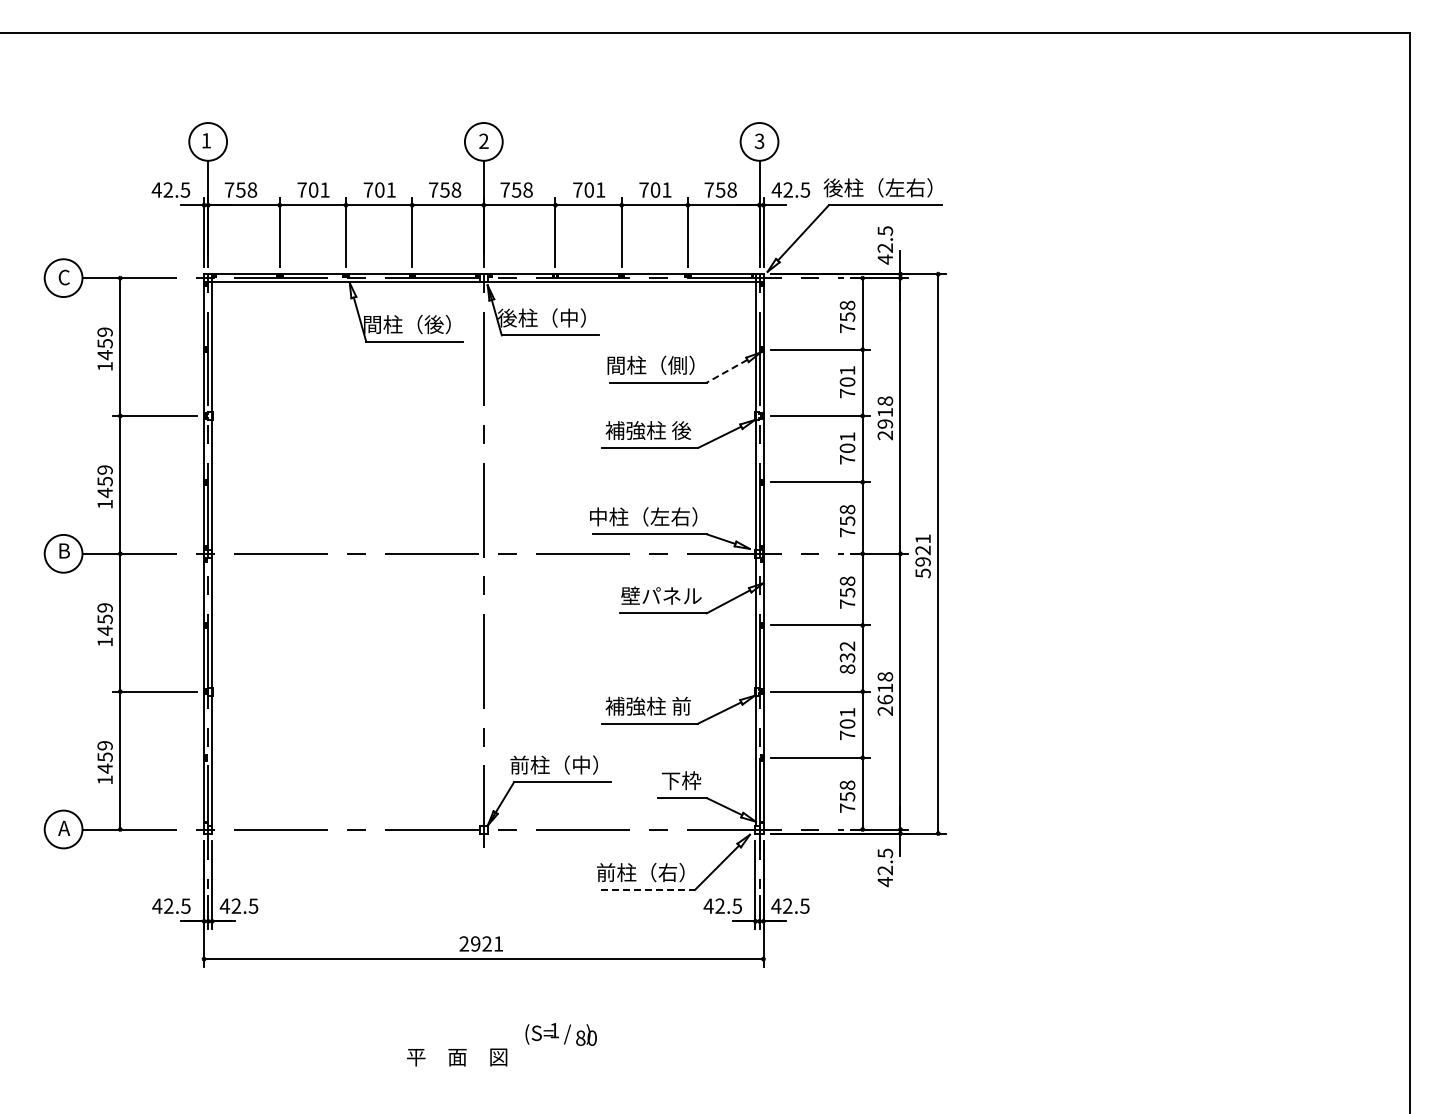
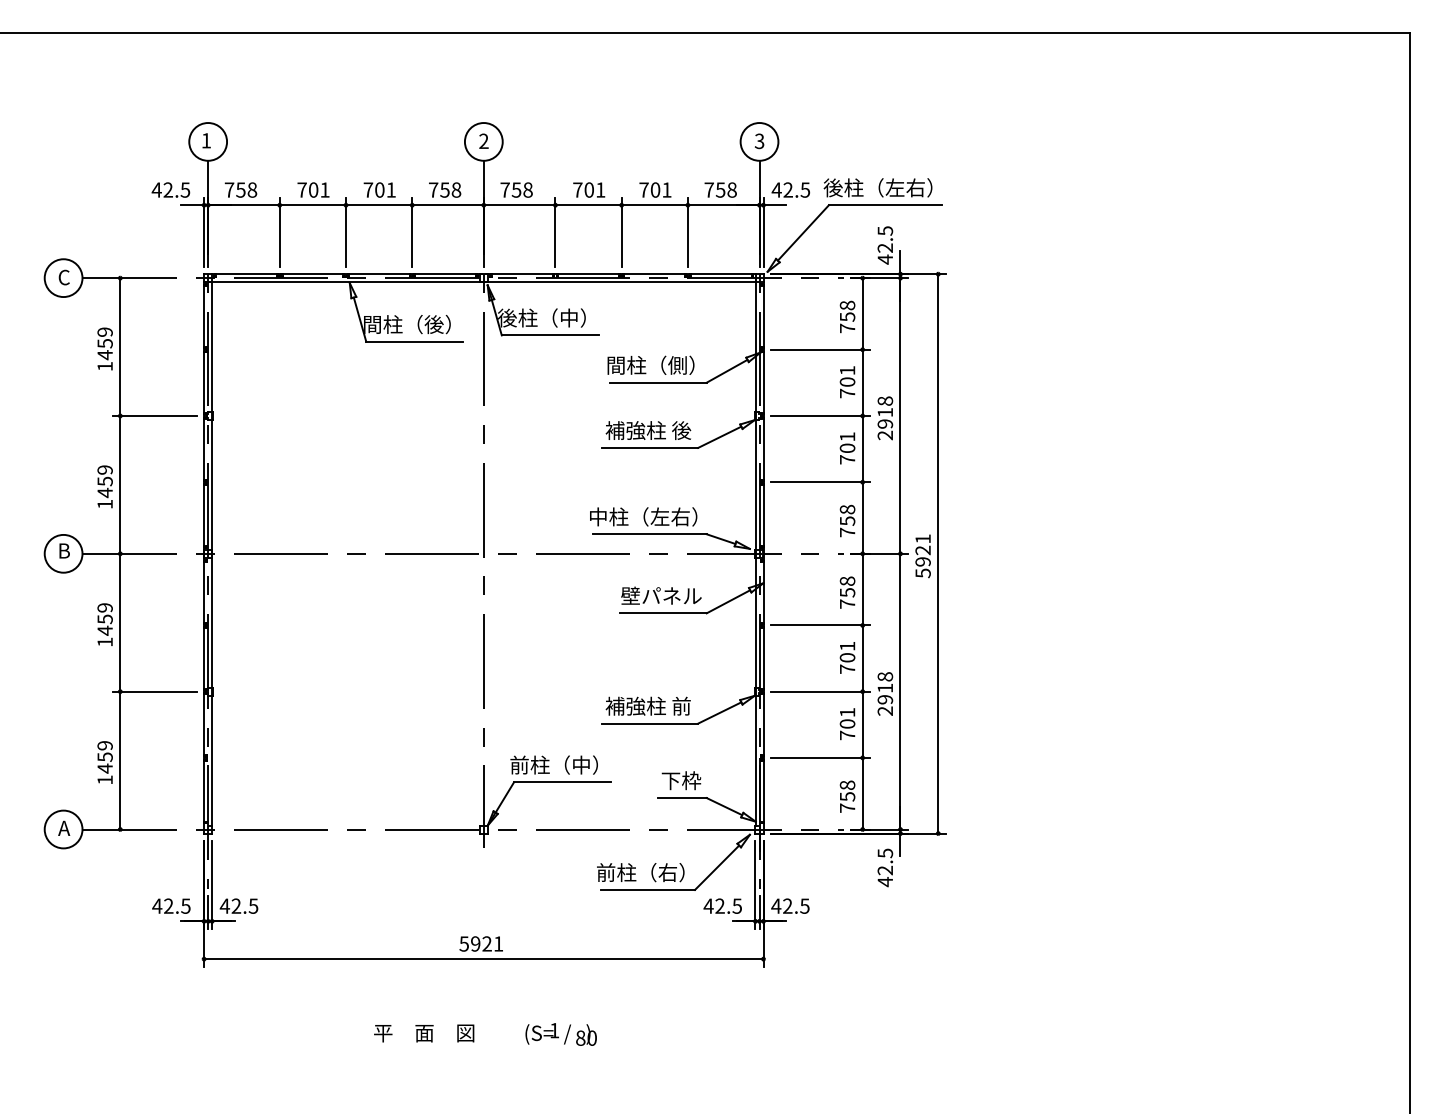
line: dashed -> solid (726, 371)
text: 832 -> 701 (847, 657)
text: 2618 -> 2918 (885, 699)
line: dashed -> solid (648, 889)
text: 2921 -> 5921 (463, 943)
text position: (457, 1057) -> (424, 1033) (424, 1033)
